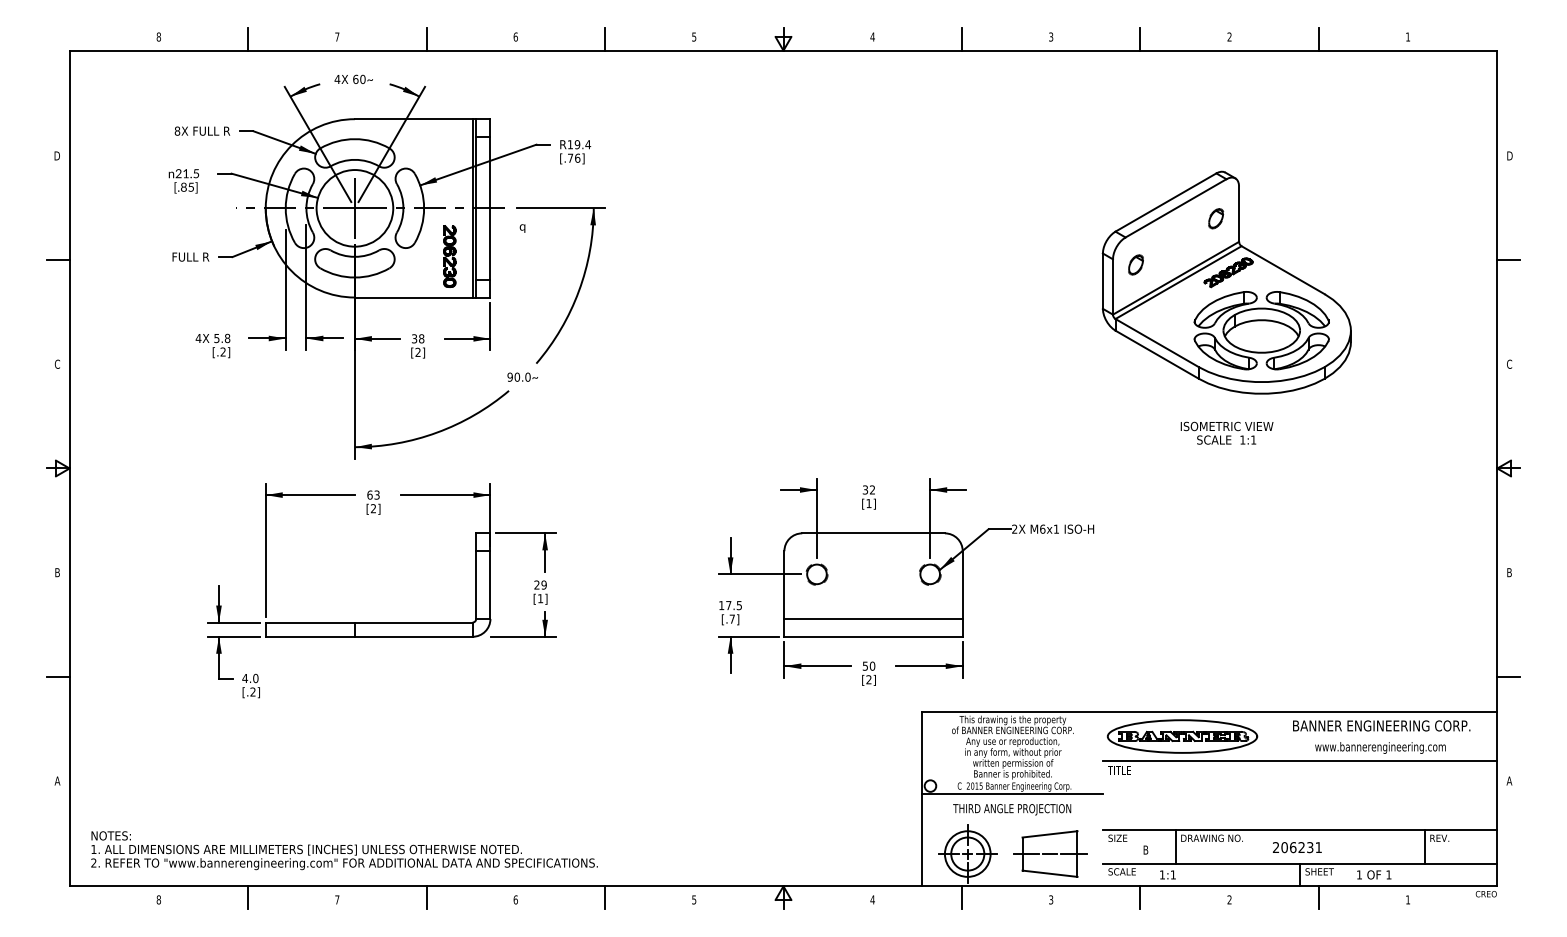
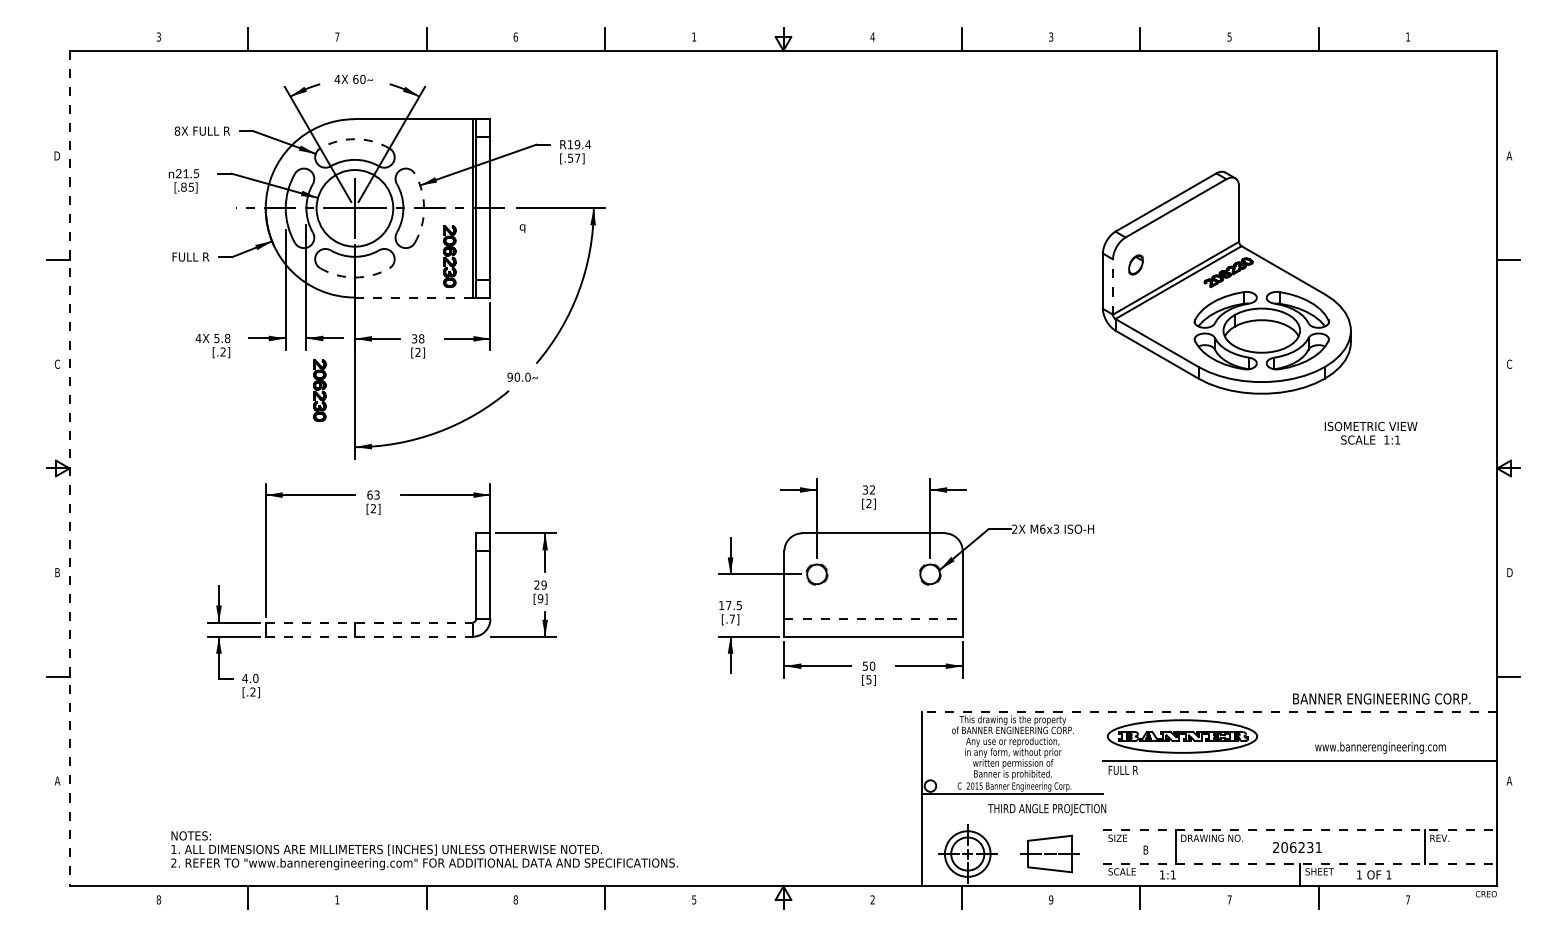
text: 8 -> 3 (158, 36)
text: 5 -> 1 (694, 36)
text: 2 -> 5 (1229, 36)
arc: solid -> dashed (354, 139)
text: D -> A (1509, 155)
text: [.76] -> [.57] (574, 157)
arc: solid -> dashed (424, 208)
part: present -> none (1216, 218)
arc: solid -> dashed (354, 277)
line: solid -> dashed (1112, 286)
line: solid -> dashed (413, 297)
part: none -> present (319, 390)
text position: (1226, 432) -> (1370, 432) (1370, 432)
line: solid -> dashed (69, 468)
text: [1] -> [2] (868, 503)
text: M6x1 -> M6x3 (1056, 528)
text: B -> D (1510, 572)
text: [1] -> [9] (540, 598)
line: solid -> dashed (874, 618)
line: solid -> dashed (369, 622)
line: solid -> dashed (369, 636)
text: [2] -> [5] (868, 679)
line: solid -> dashed (1209, 712)
text position: (1381, 725) -> (1381, 698) (1381, 698)
text: TITLE -> FULL R (1123, 769)
text position: (1012, 809) -> (1047, 809) (1047, 809)
line: solid -> dashed (1300, 830)
text position: (344, 850) -> (424, 850) (424, 850)
part size: 75x48 px -> 60x40 px (1049, 853)
line: solid -> dashed (1300, 863)
text: 7 -> 1 (337, 899)
text: 6 -> 8 (515, 899)
text: 4 -> 2 (872, 899)
text: 3 -> 9 (1051, 899)
text: 2 -> 7 (1229, 899)
text: 1 -> 7 (1408, 899)
